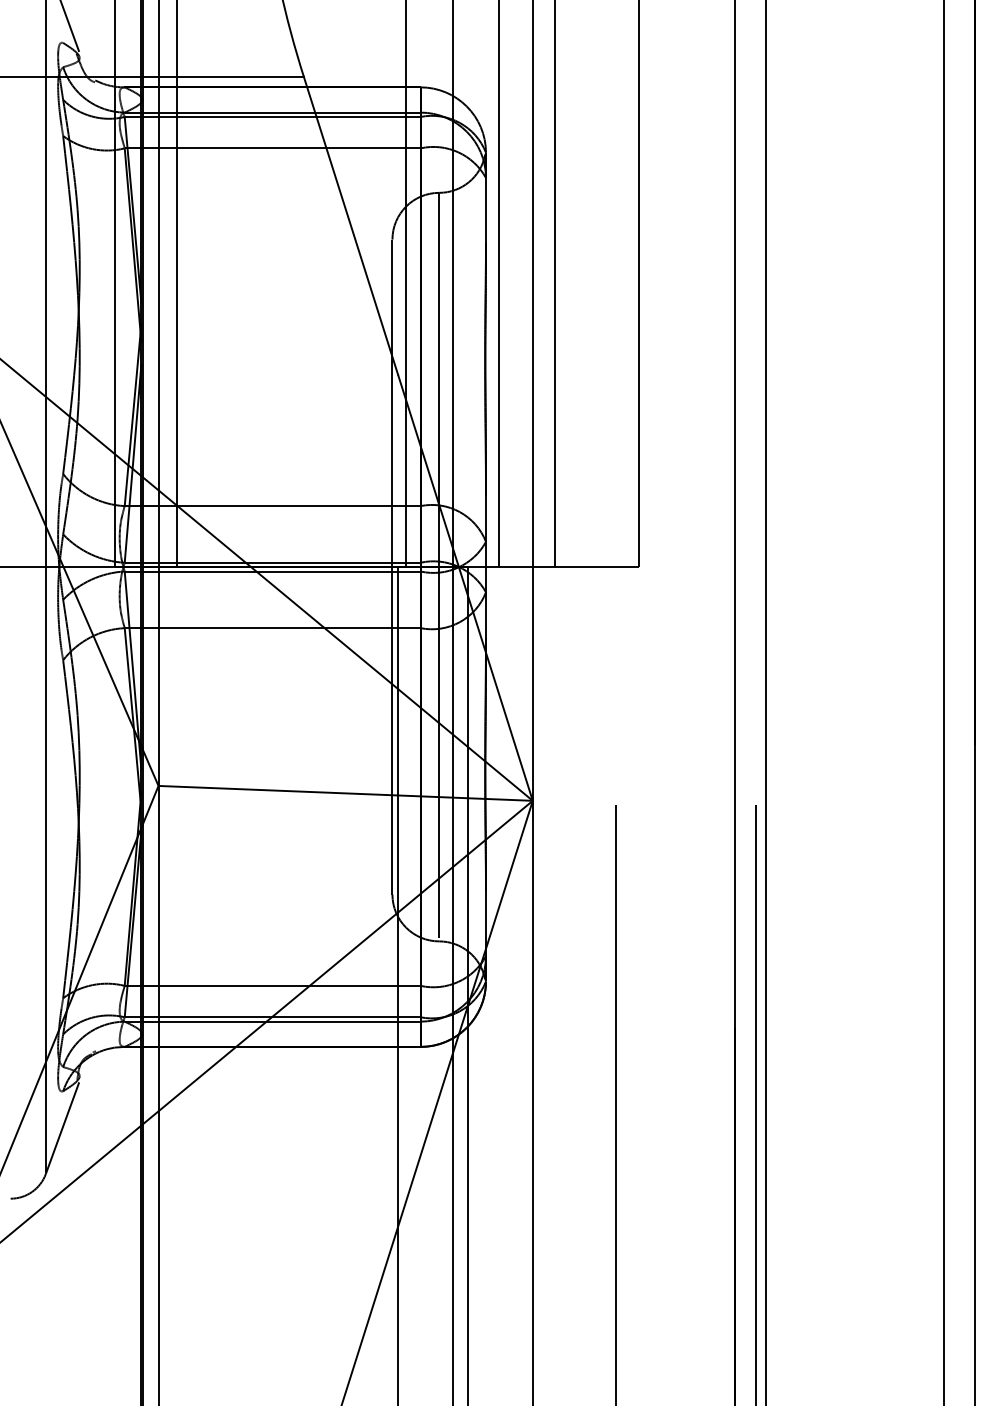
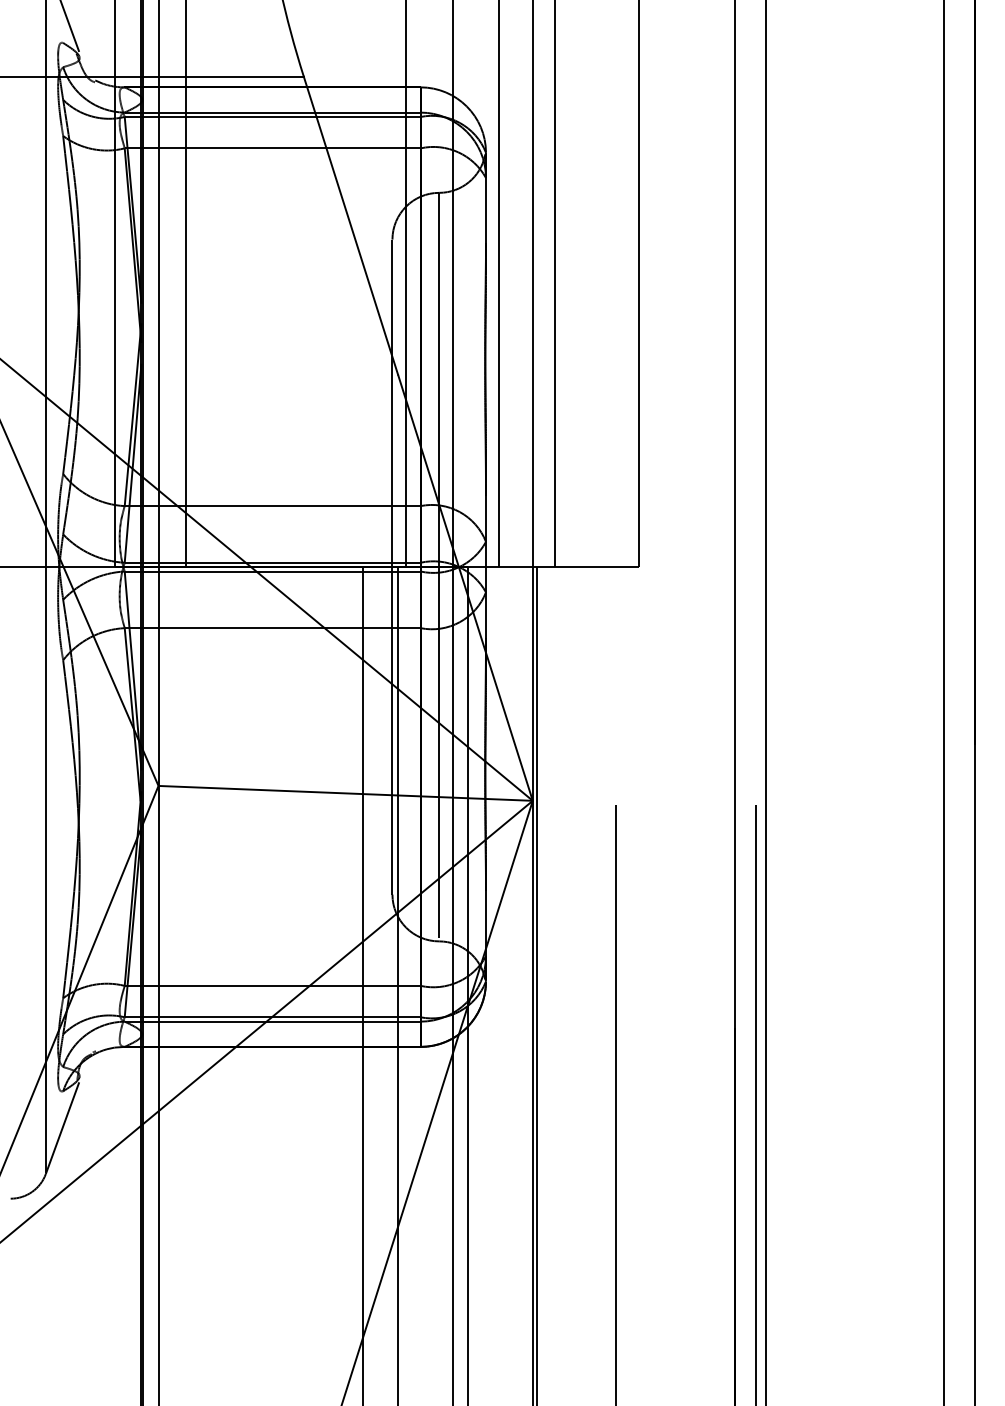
line position: (177, 284) -> (186, 284) (186, 284)
line: none -> present (363, 984)
line: none -> present (537, 984)
